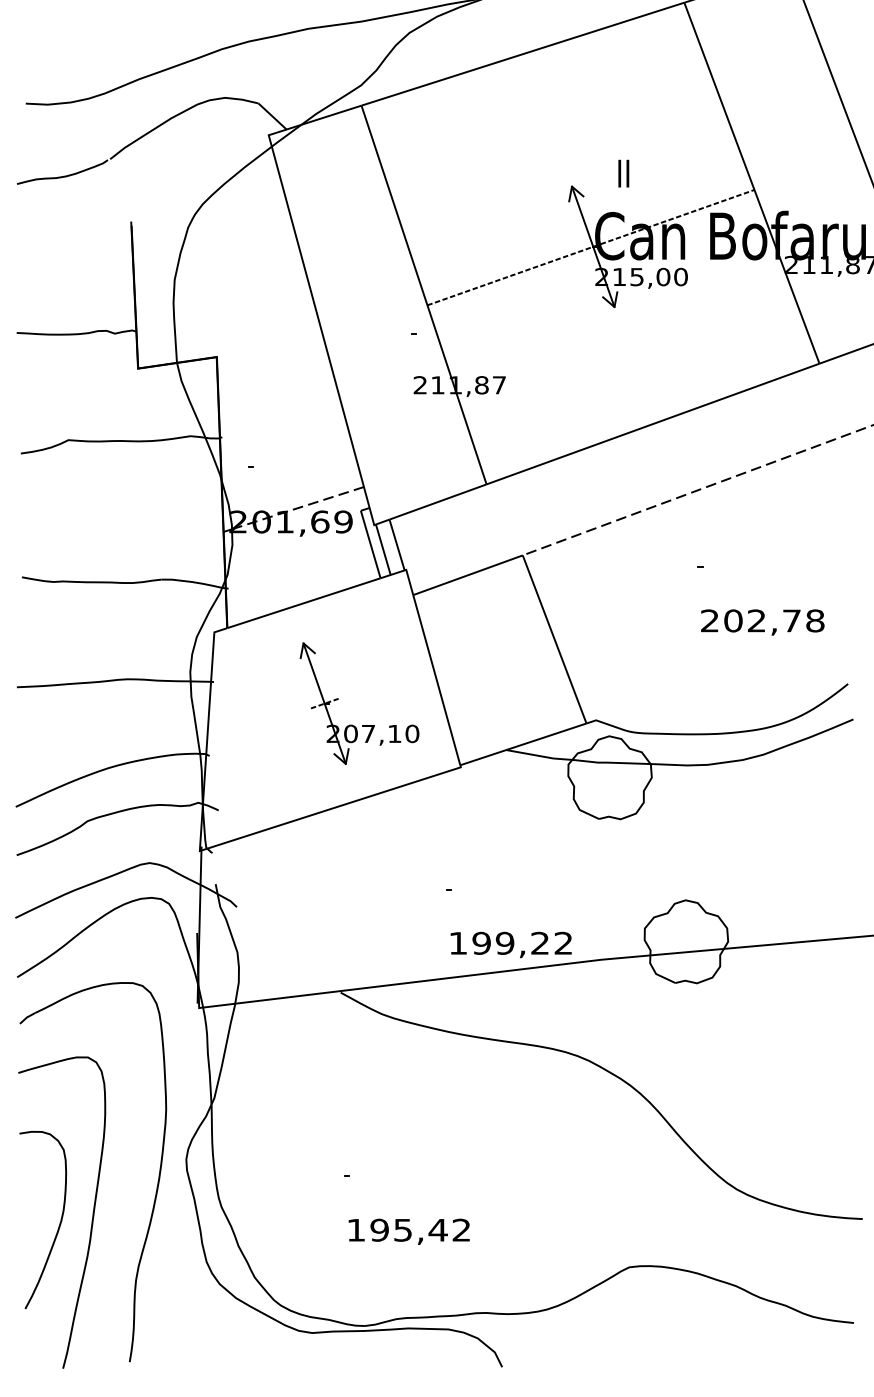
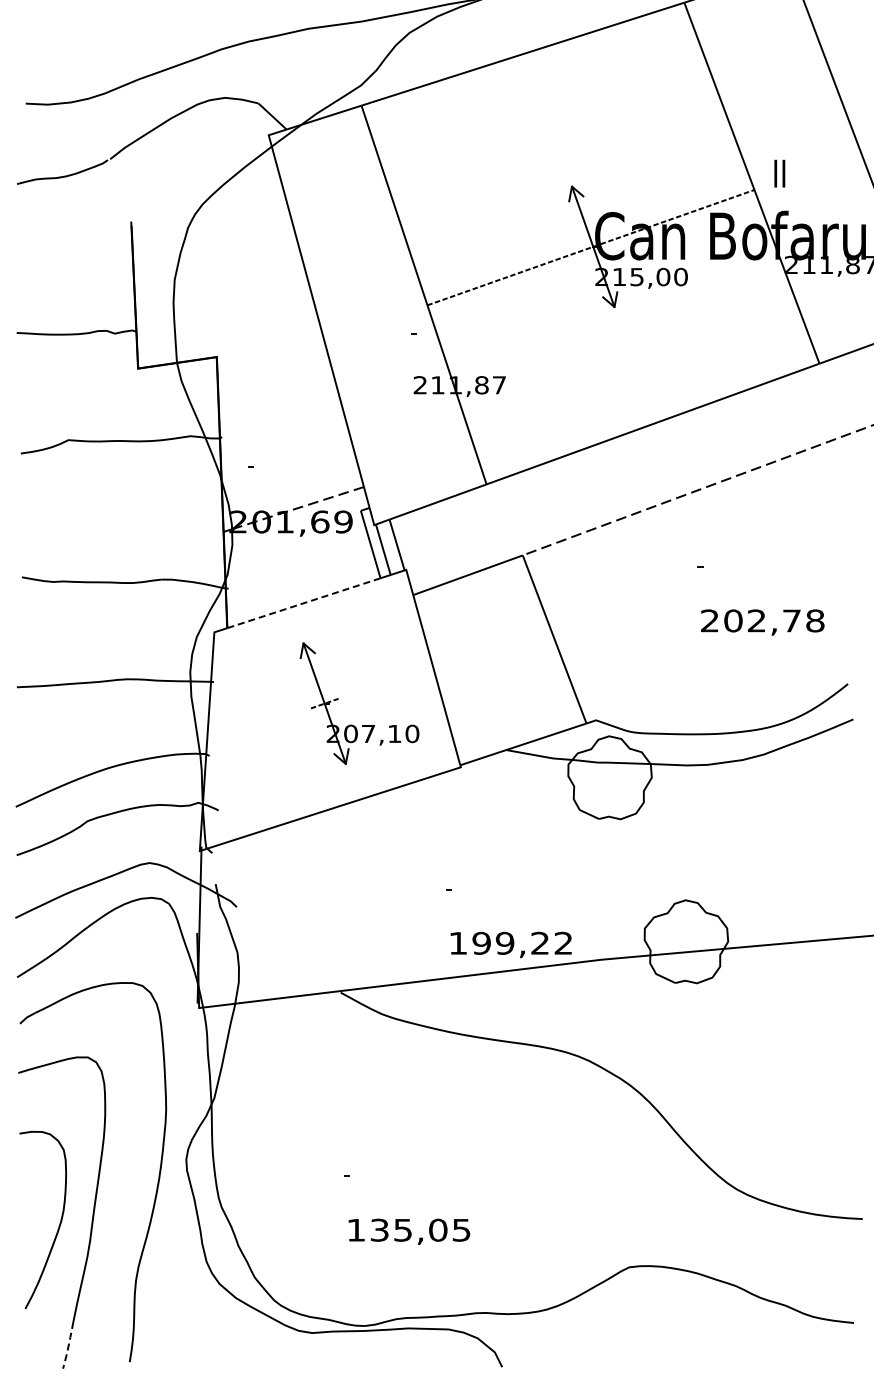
text position: (623, 173) -> (779, 173) (779, 173)
line: solid -> dashed (303, 603)
text: 195,42 -> 135,05 (420, 1229)
line: solid -> dashed (68, 1345)
